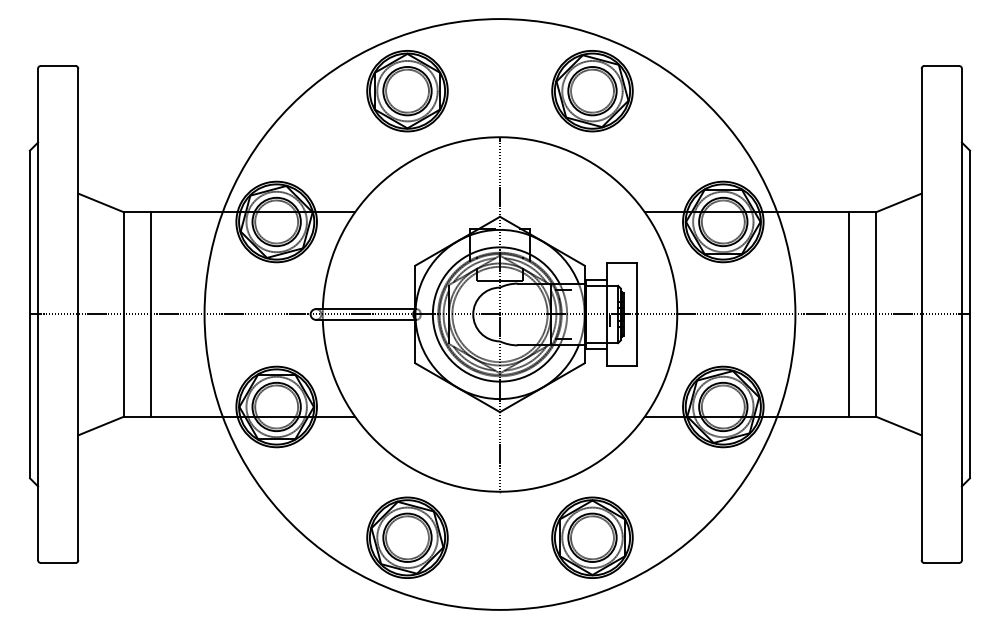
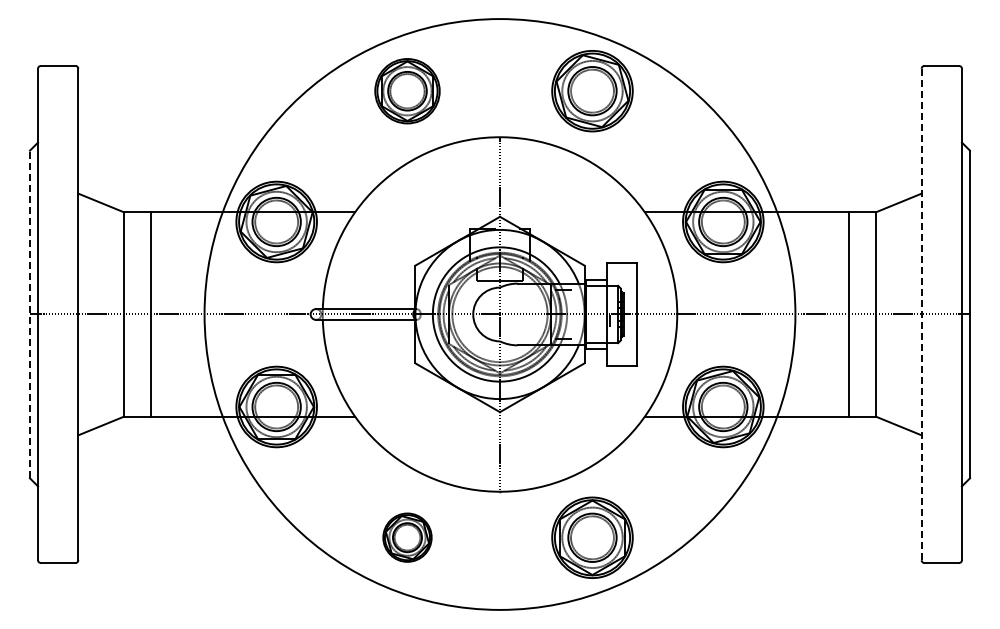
part size: 83x83 px -> 67x67 px (407, 91)
line: solid -> dashed (30, 314)
line: solid -> dashed (921, 314)
part size: 83x83 px -> 51x51 px (407, 537)
